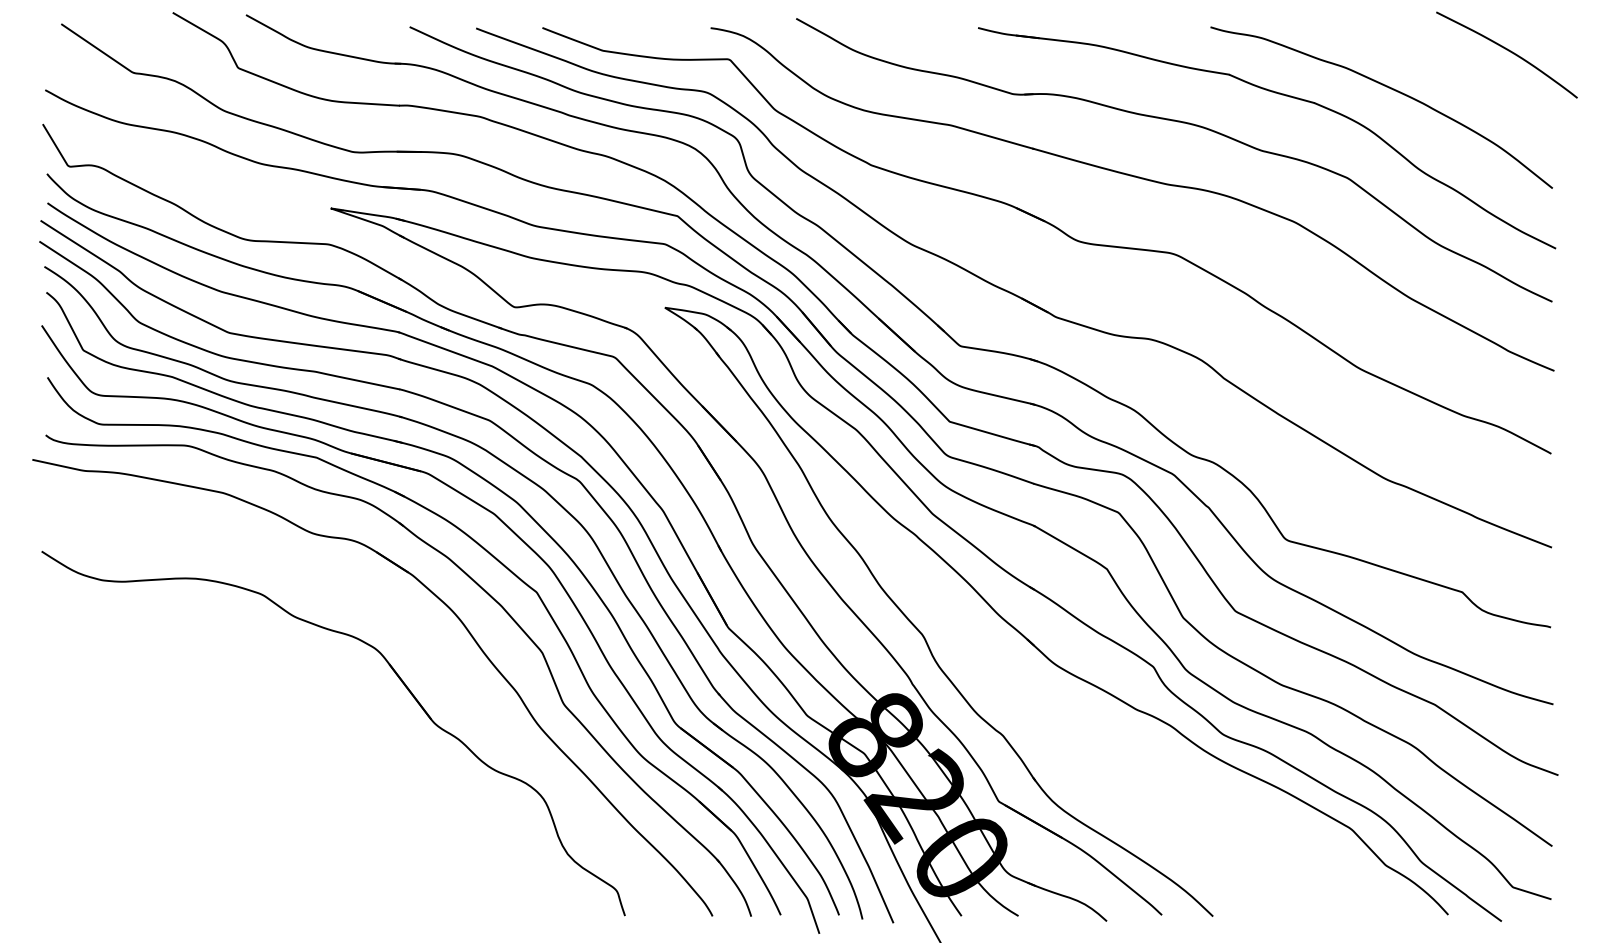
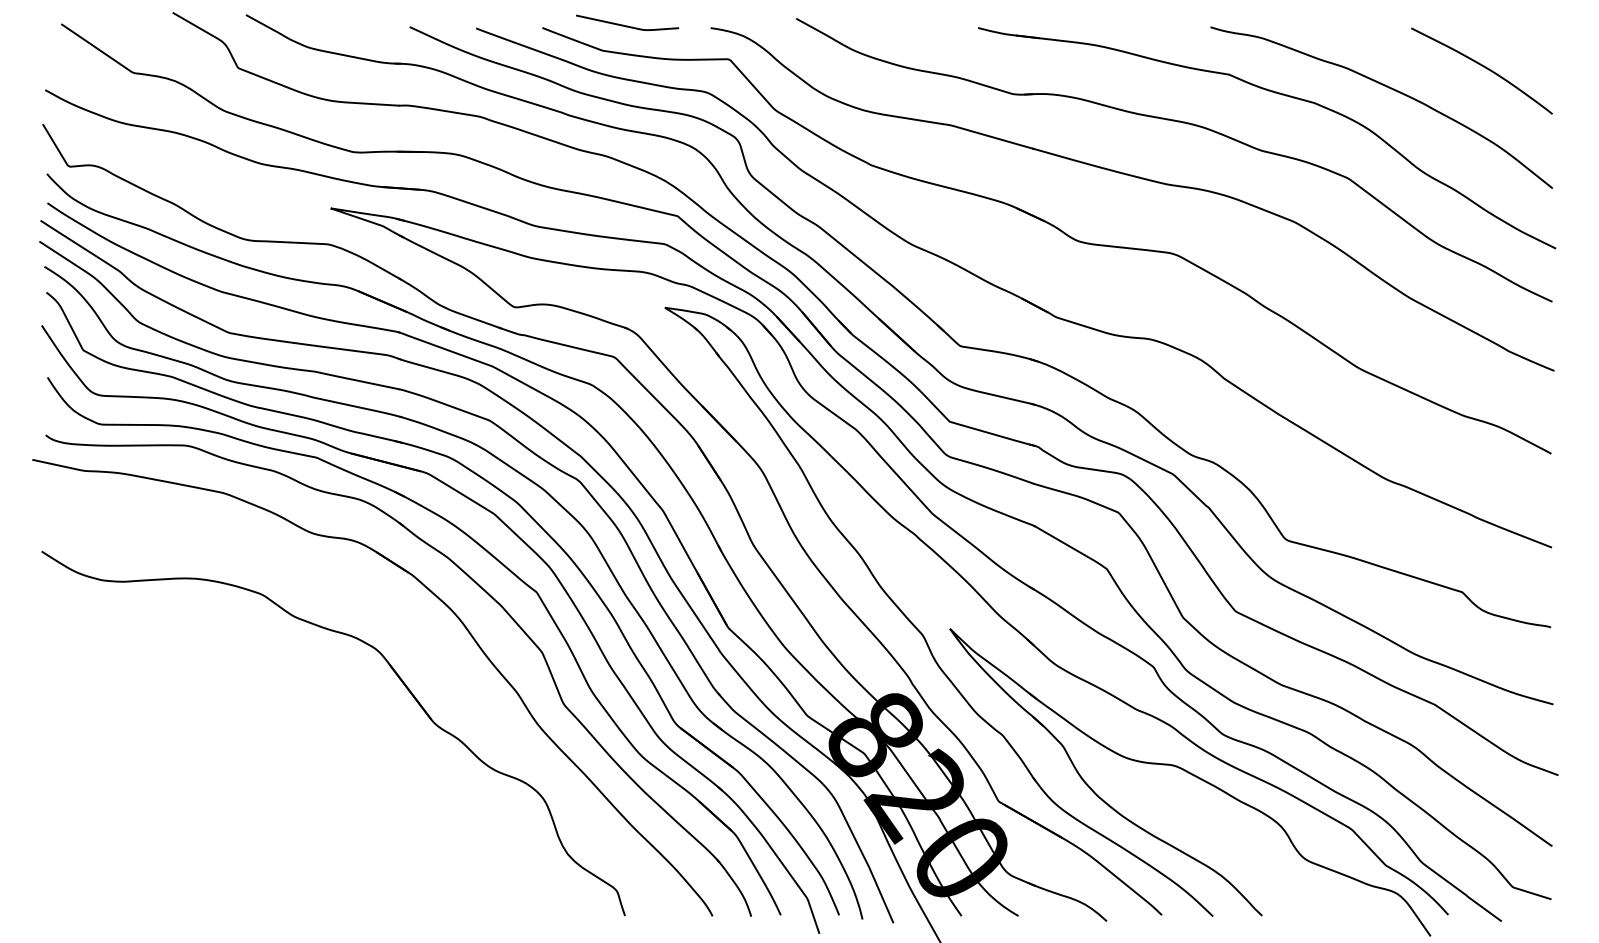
curve: none -> present (627, 25)
curve position: (1508, 51) -> (1483, 67) (1483, 67)
part: none -> present (1193, 776)
